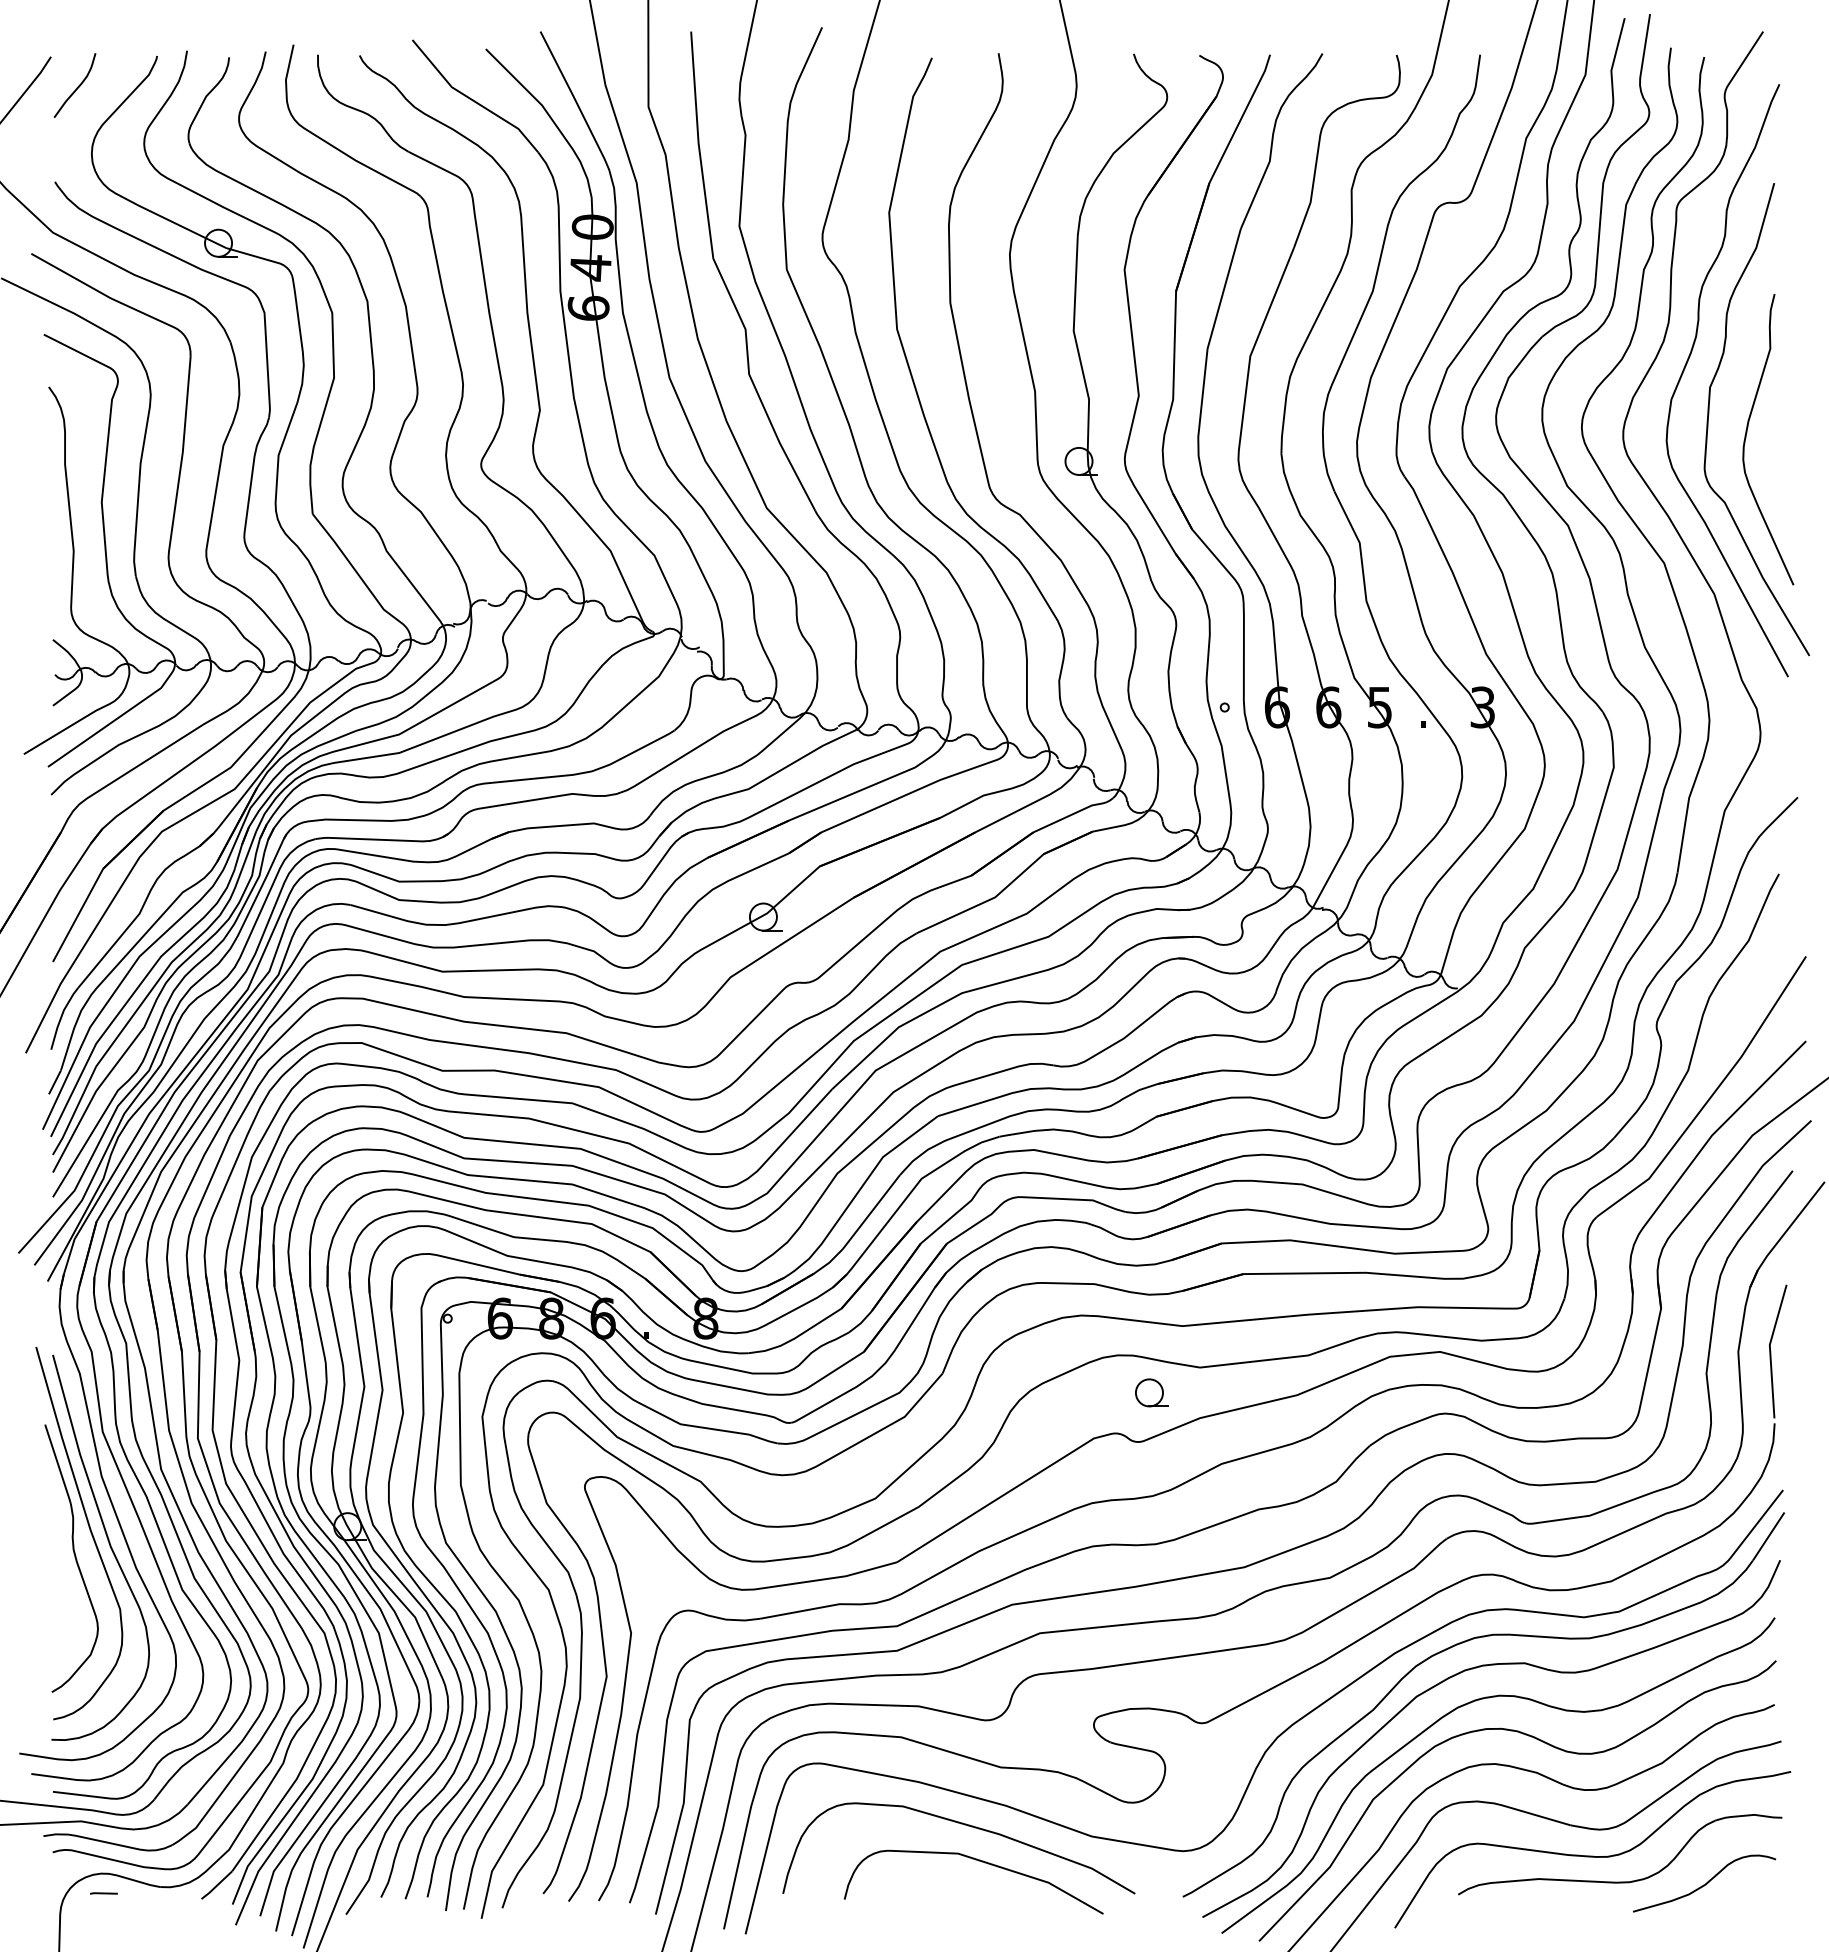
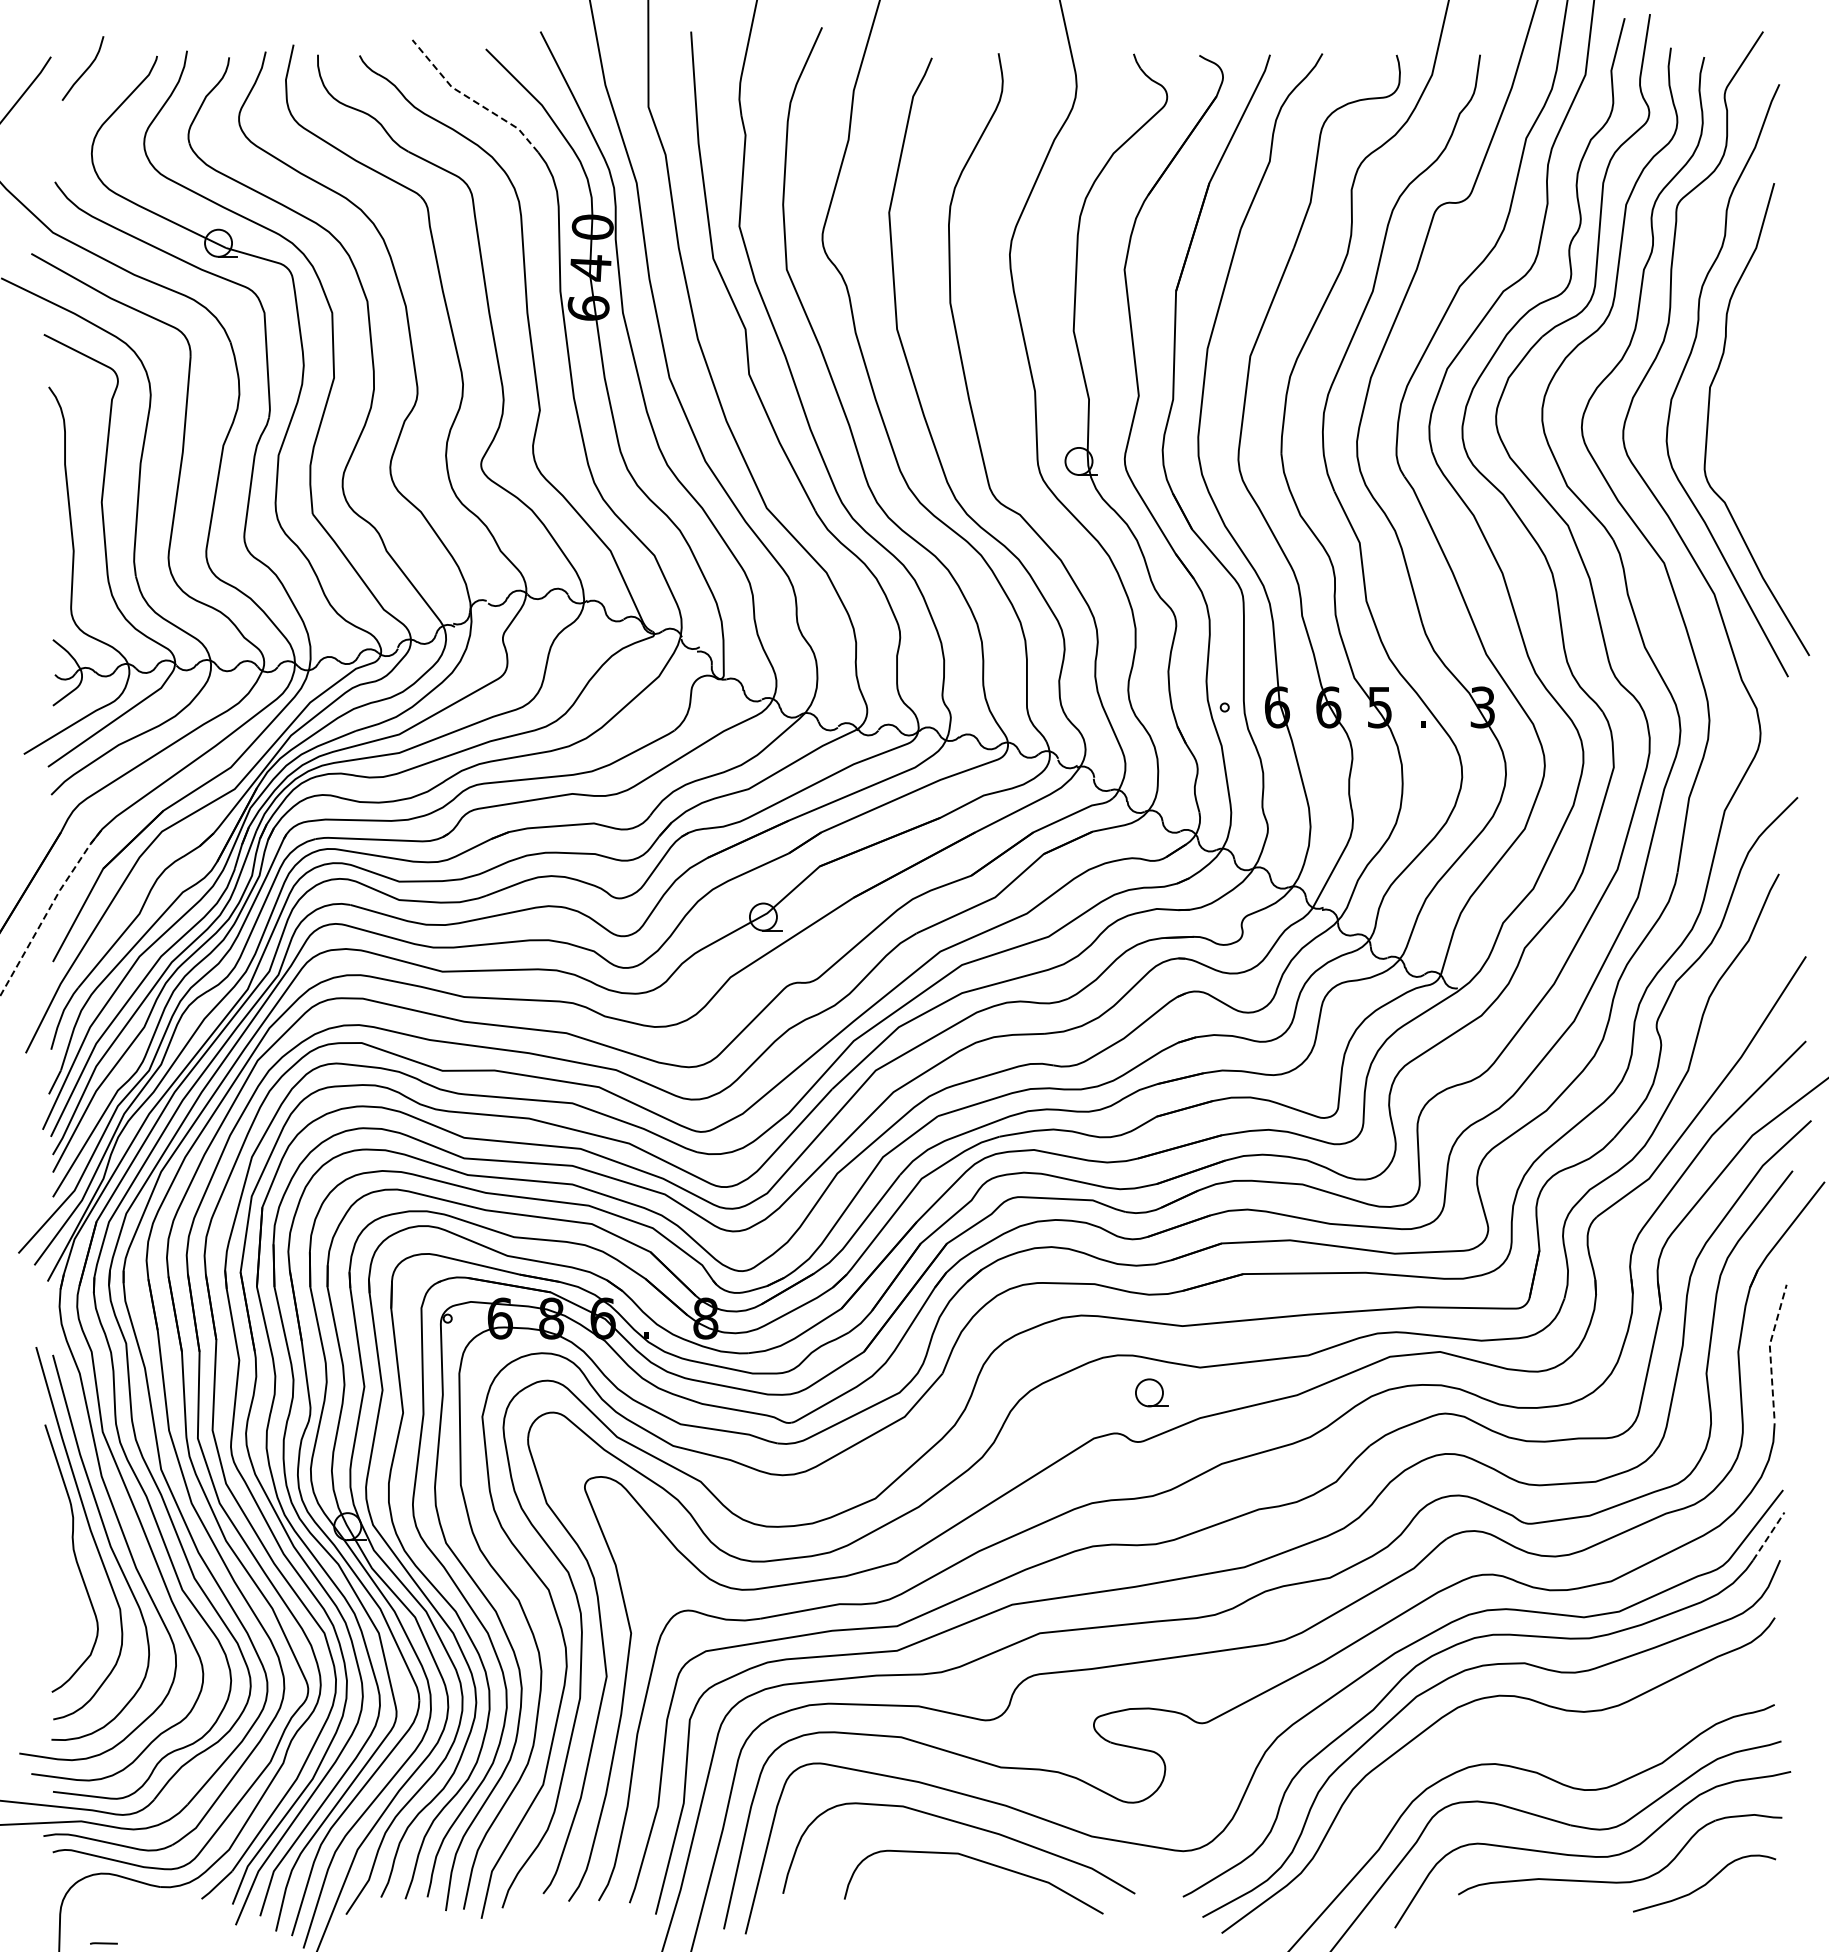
curve position: (76, 87) -> (84, 70) (84, 70)
line: solid -> dashed (472, 99)
curve: present -> none (1747, 433)
line: solid -> dashed (49, 909)
line: solid -> dashed (1770, 1349)
line: solid -> dashed (1768, 1536)
curve: present -> none (1546, 1744)
line position: (103, 1893) -> (103, 1943) (103, 1943)
